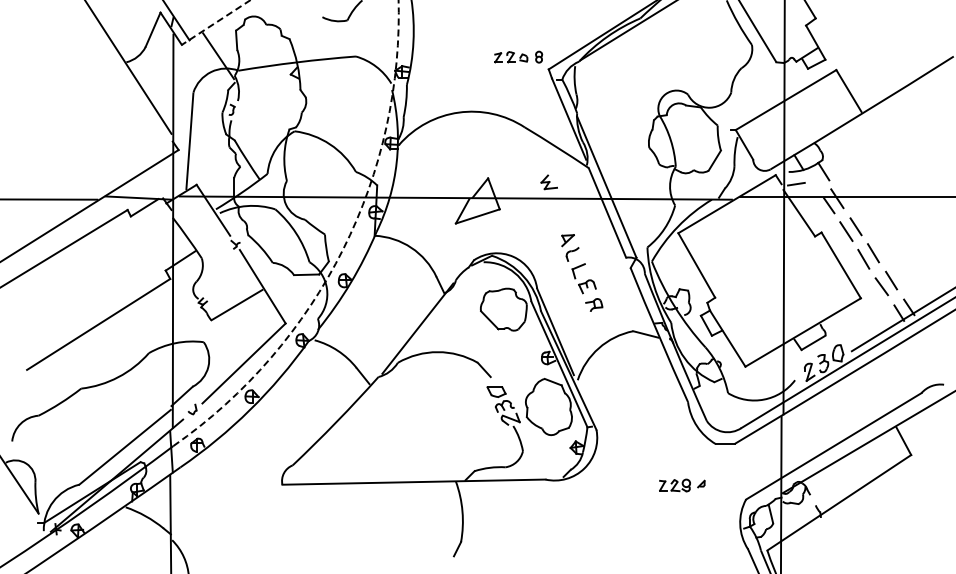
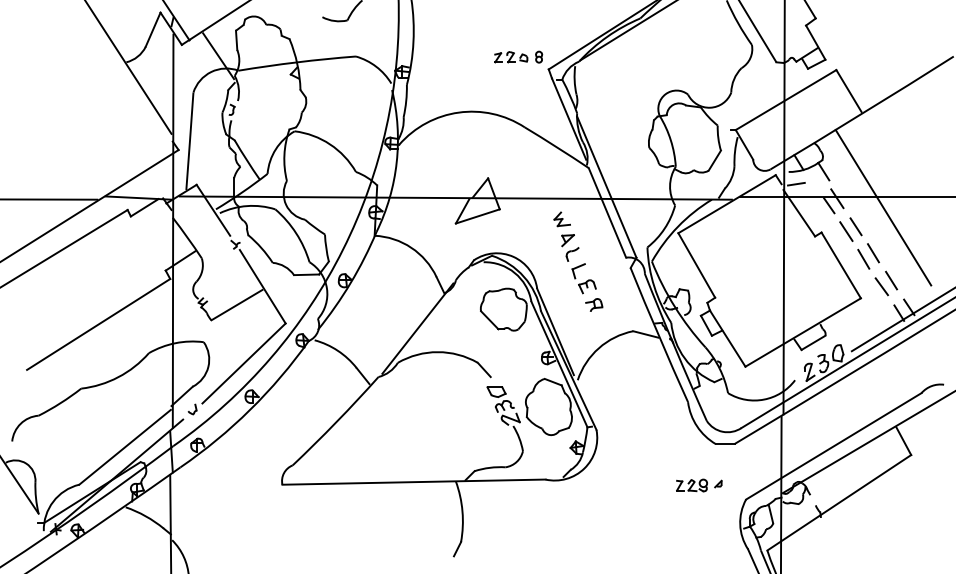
line: dashed -> solid (216, 22)
part position: (548, 182) -> (561, 219) (561, 219)
line: none -> present (883, 207)
arc: dashed -> solid (342, 251)
part position: (682, 485) -> (699, 485) (699, 485)
